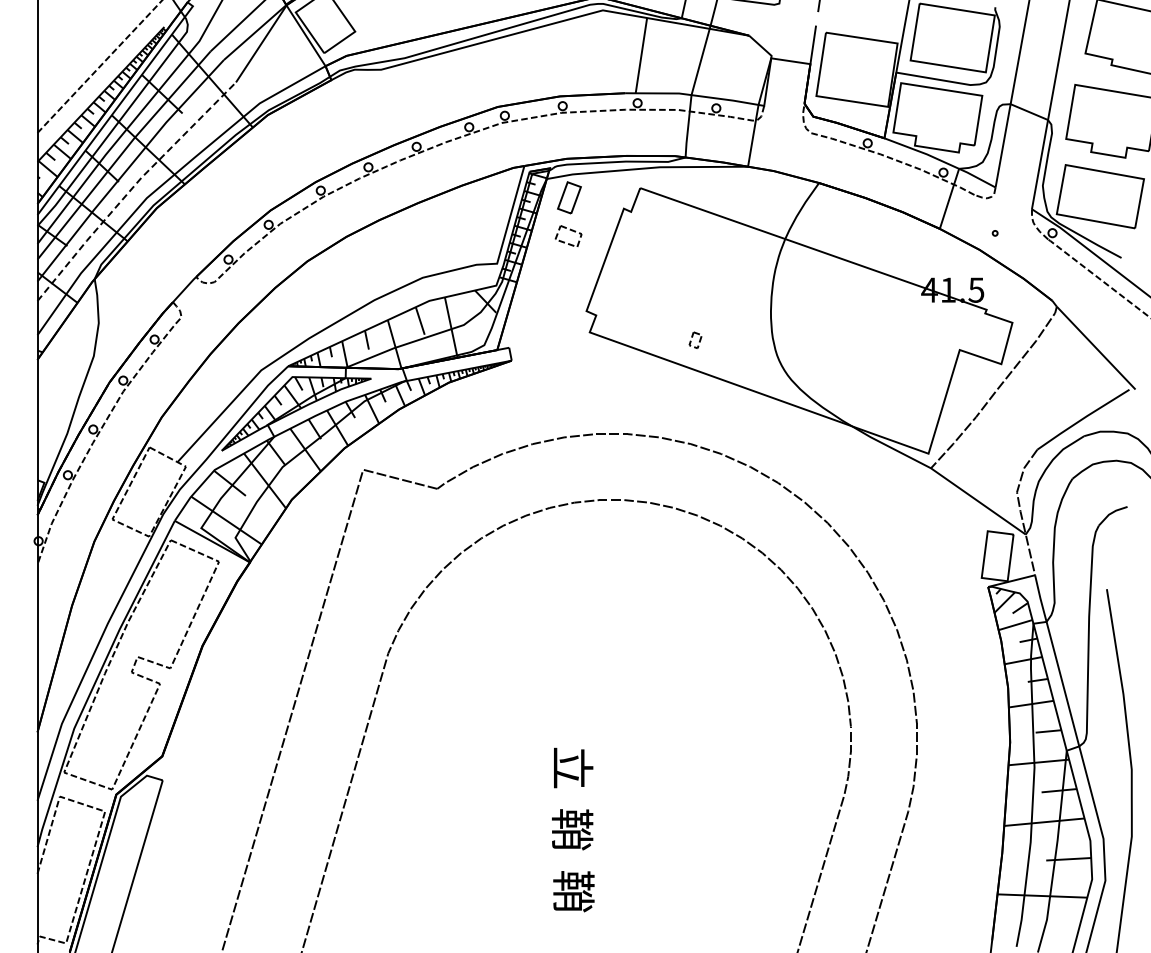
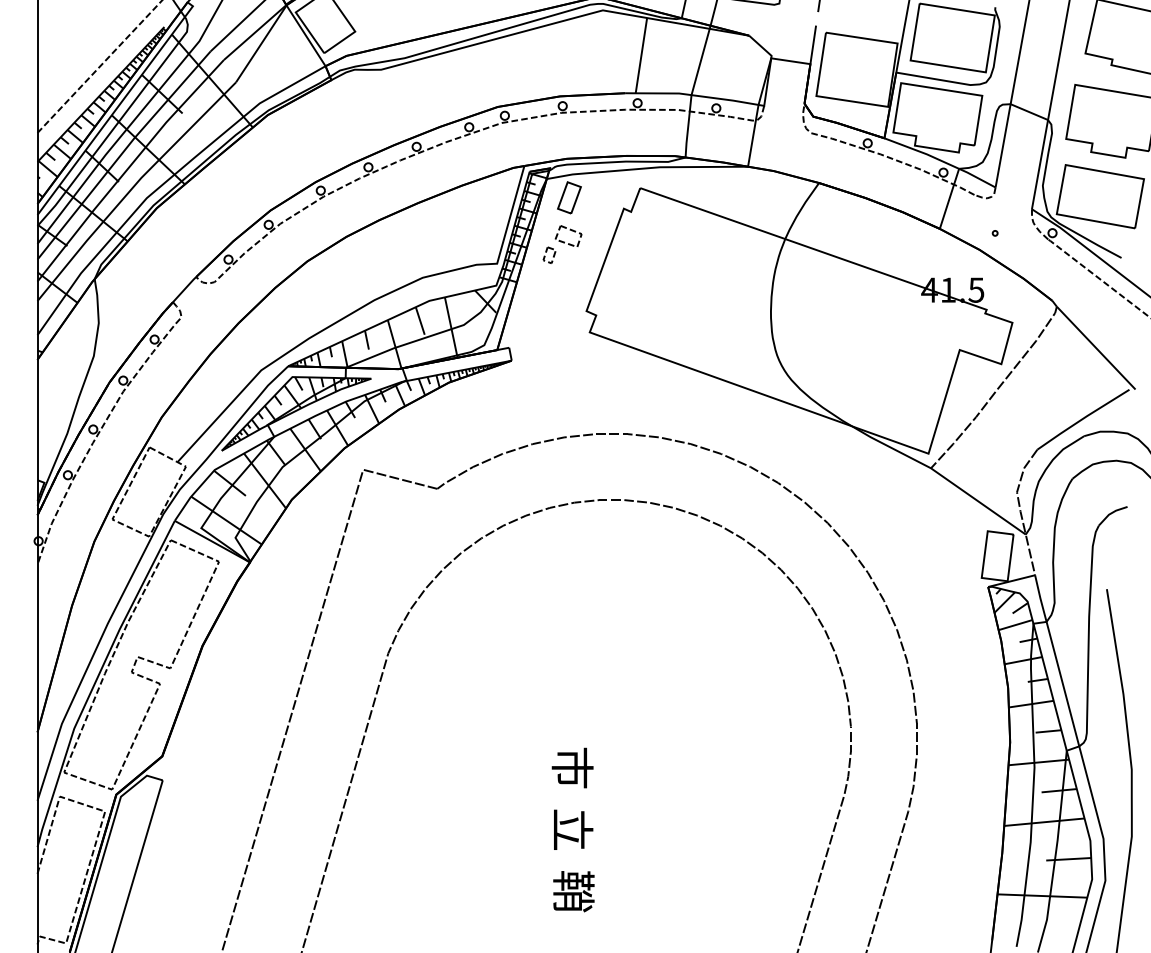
line: dashed -> solid (132, 188)
part position: (695, 339) -> (549, 254) (549, 254)
text: 立 -> 市 (572, 767)
text: 鞘 -> 立 (572, 829)
